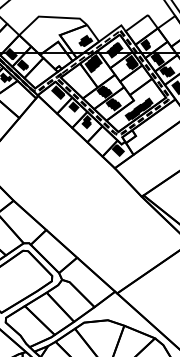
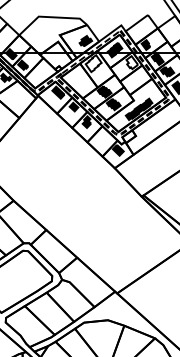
fill: present -> none (132, 62)
fill: present -> none (93, 63)
